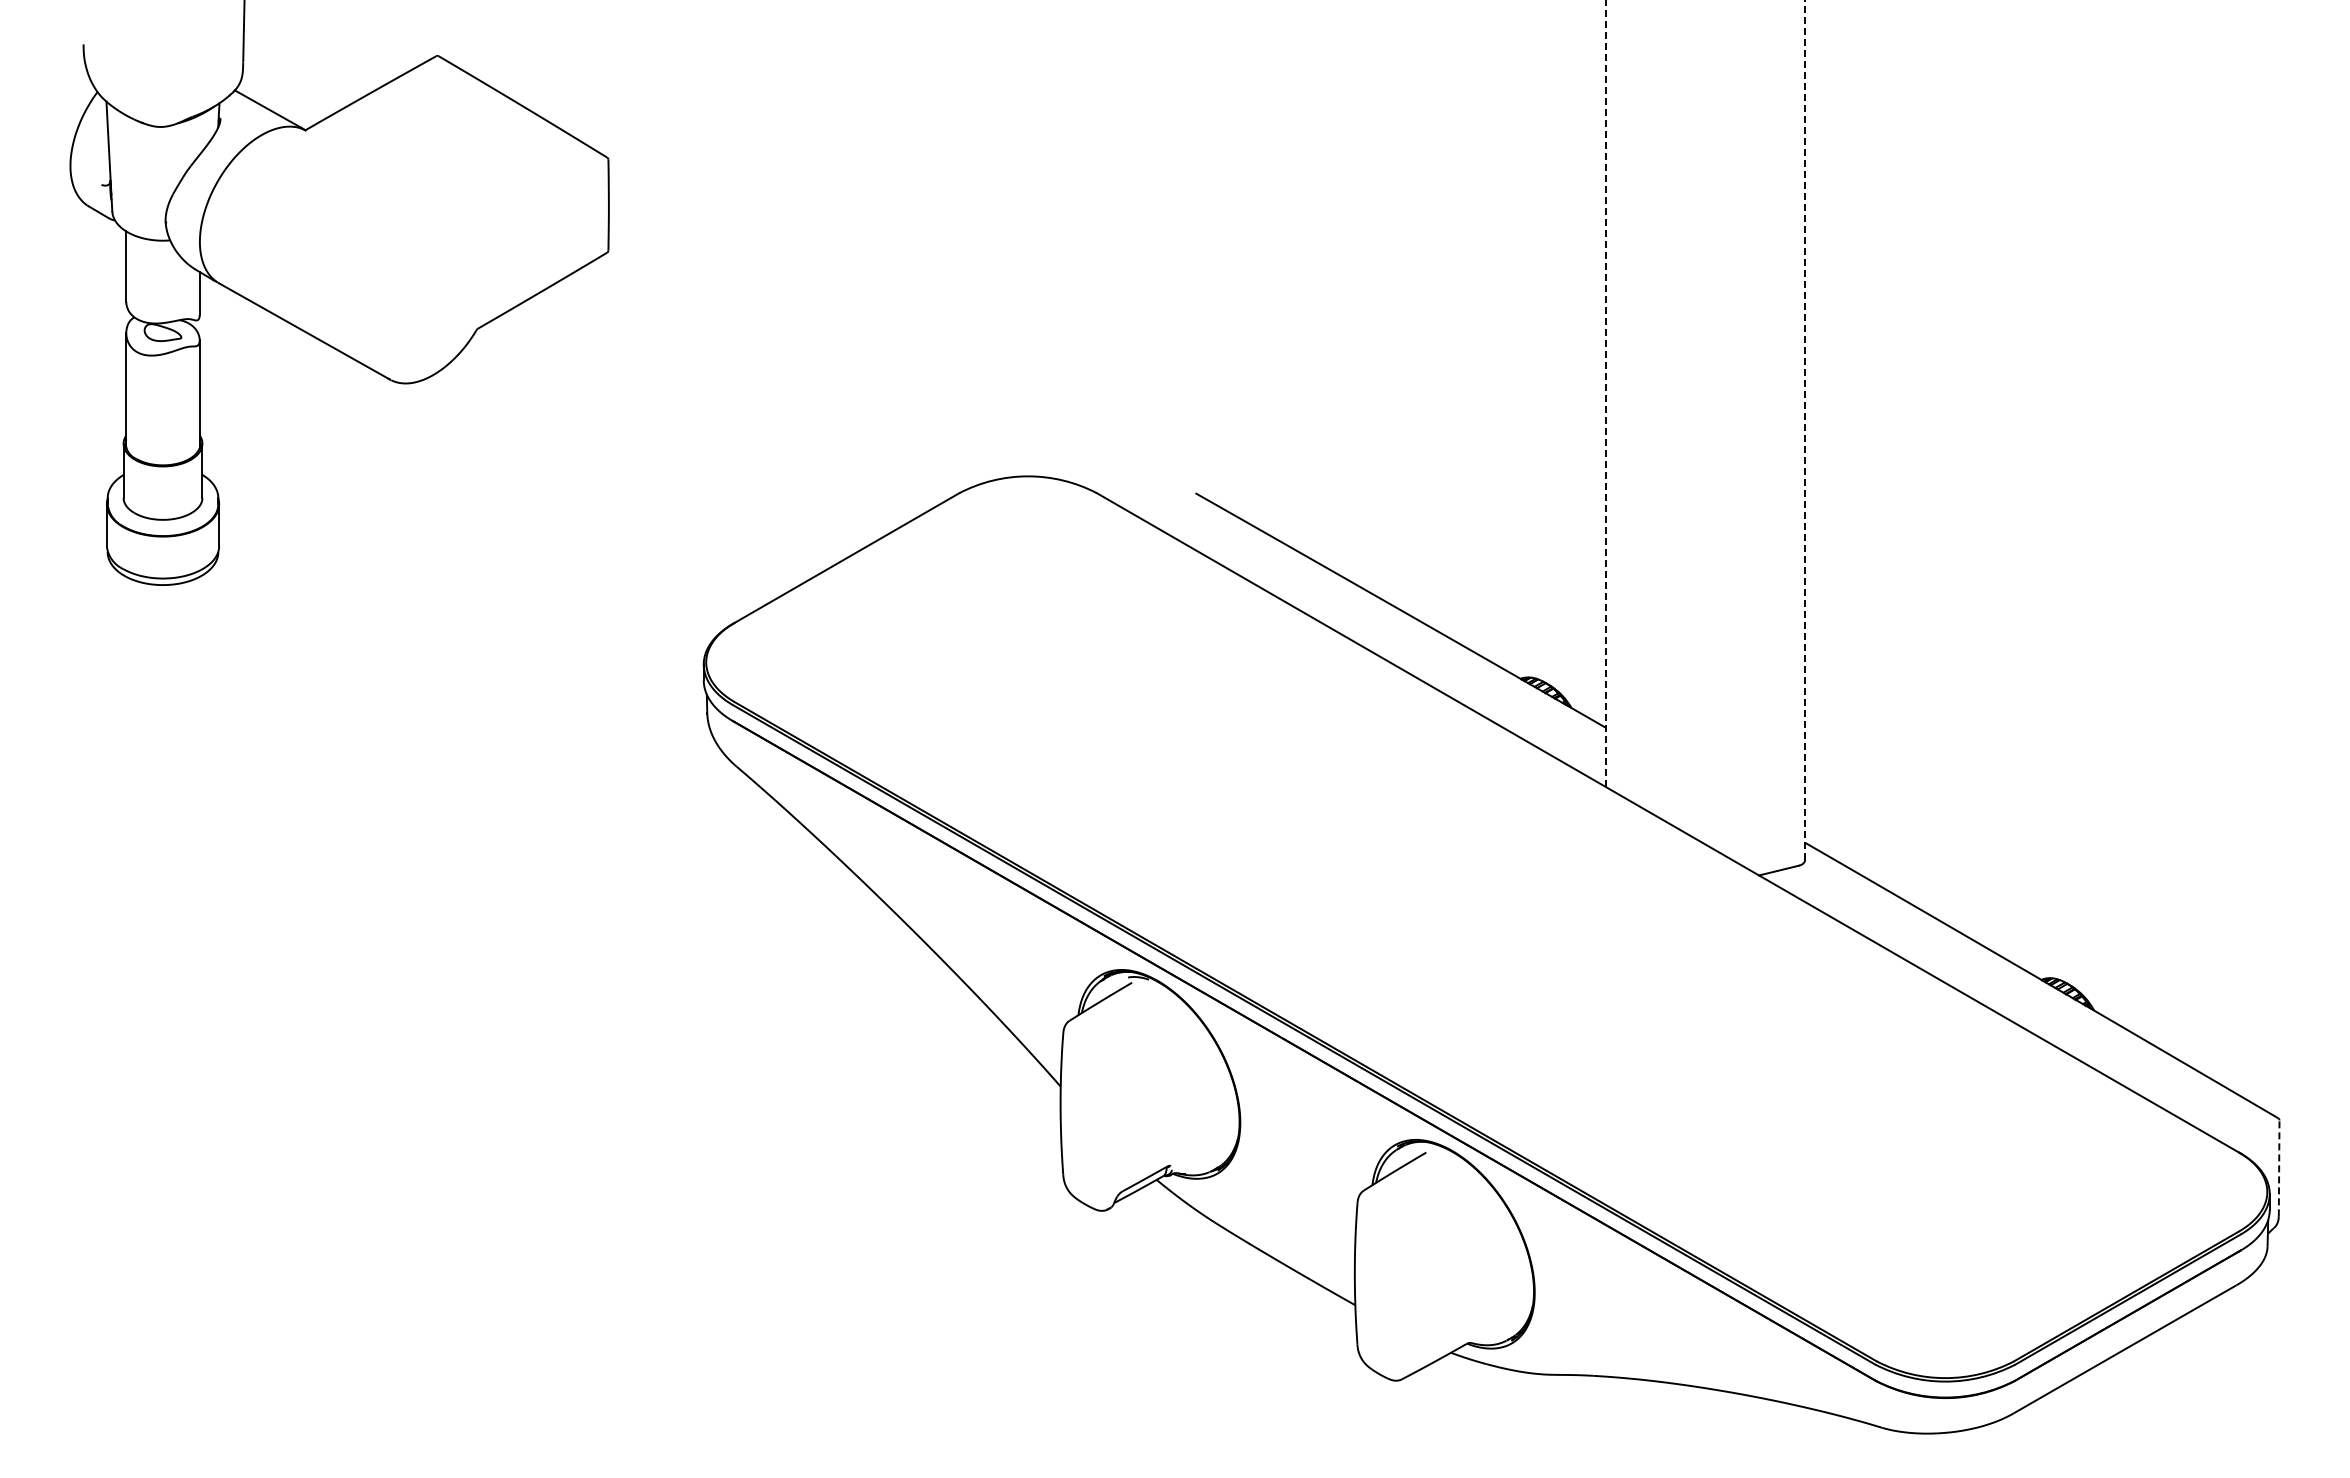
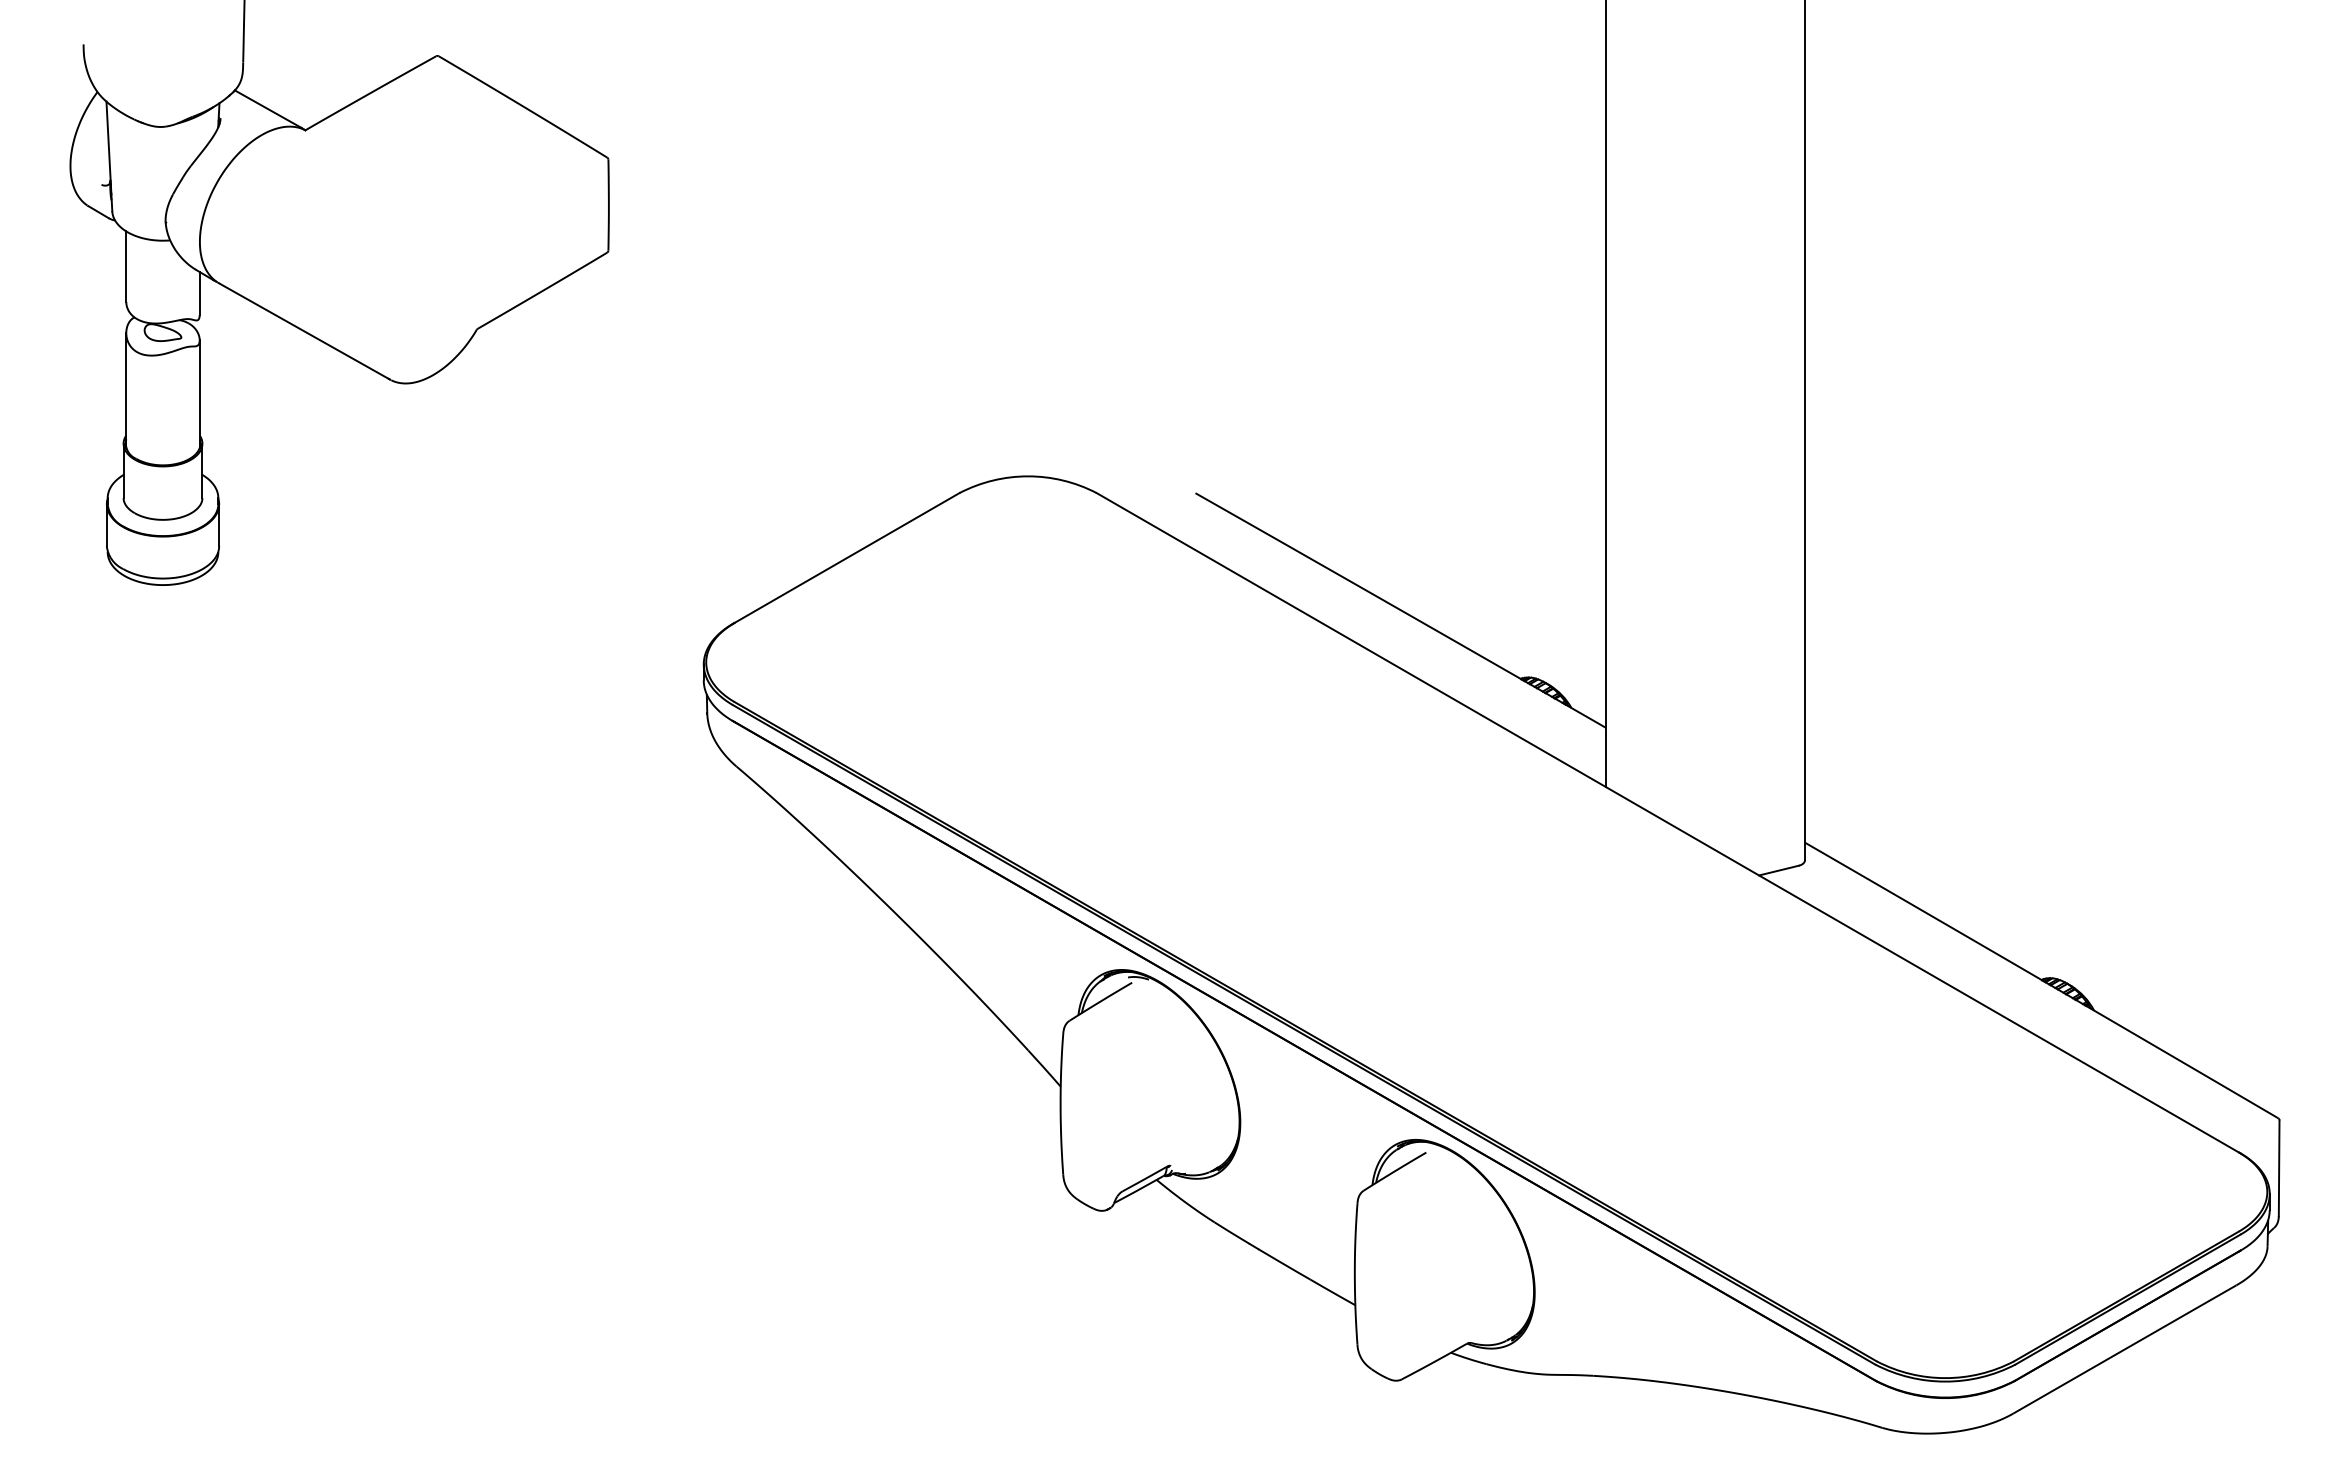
line: dashed -> solid (1605, 393)
line: dashed -> solid (1805, 429)
line: dashed -> solid (2279, 1168)
